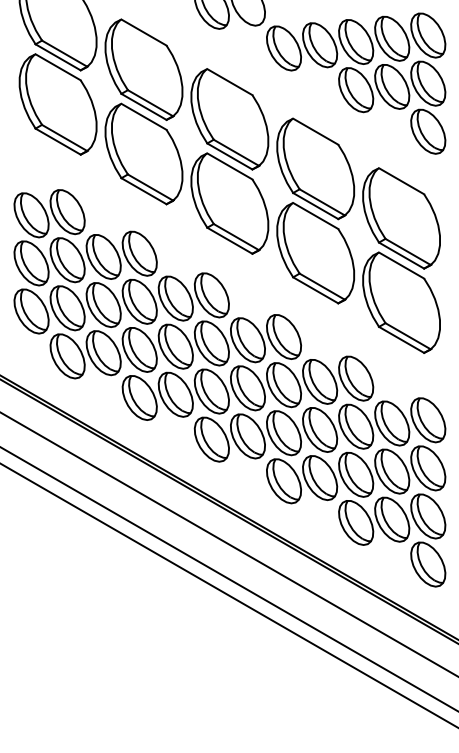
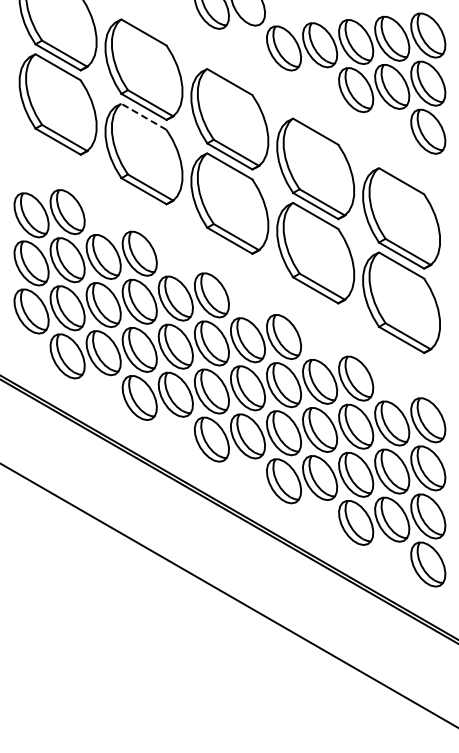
line: solid -> dashed (143, 116)
line: present -> none (228, 543)
line: present -> none (228, 578)
